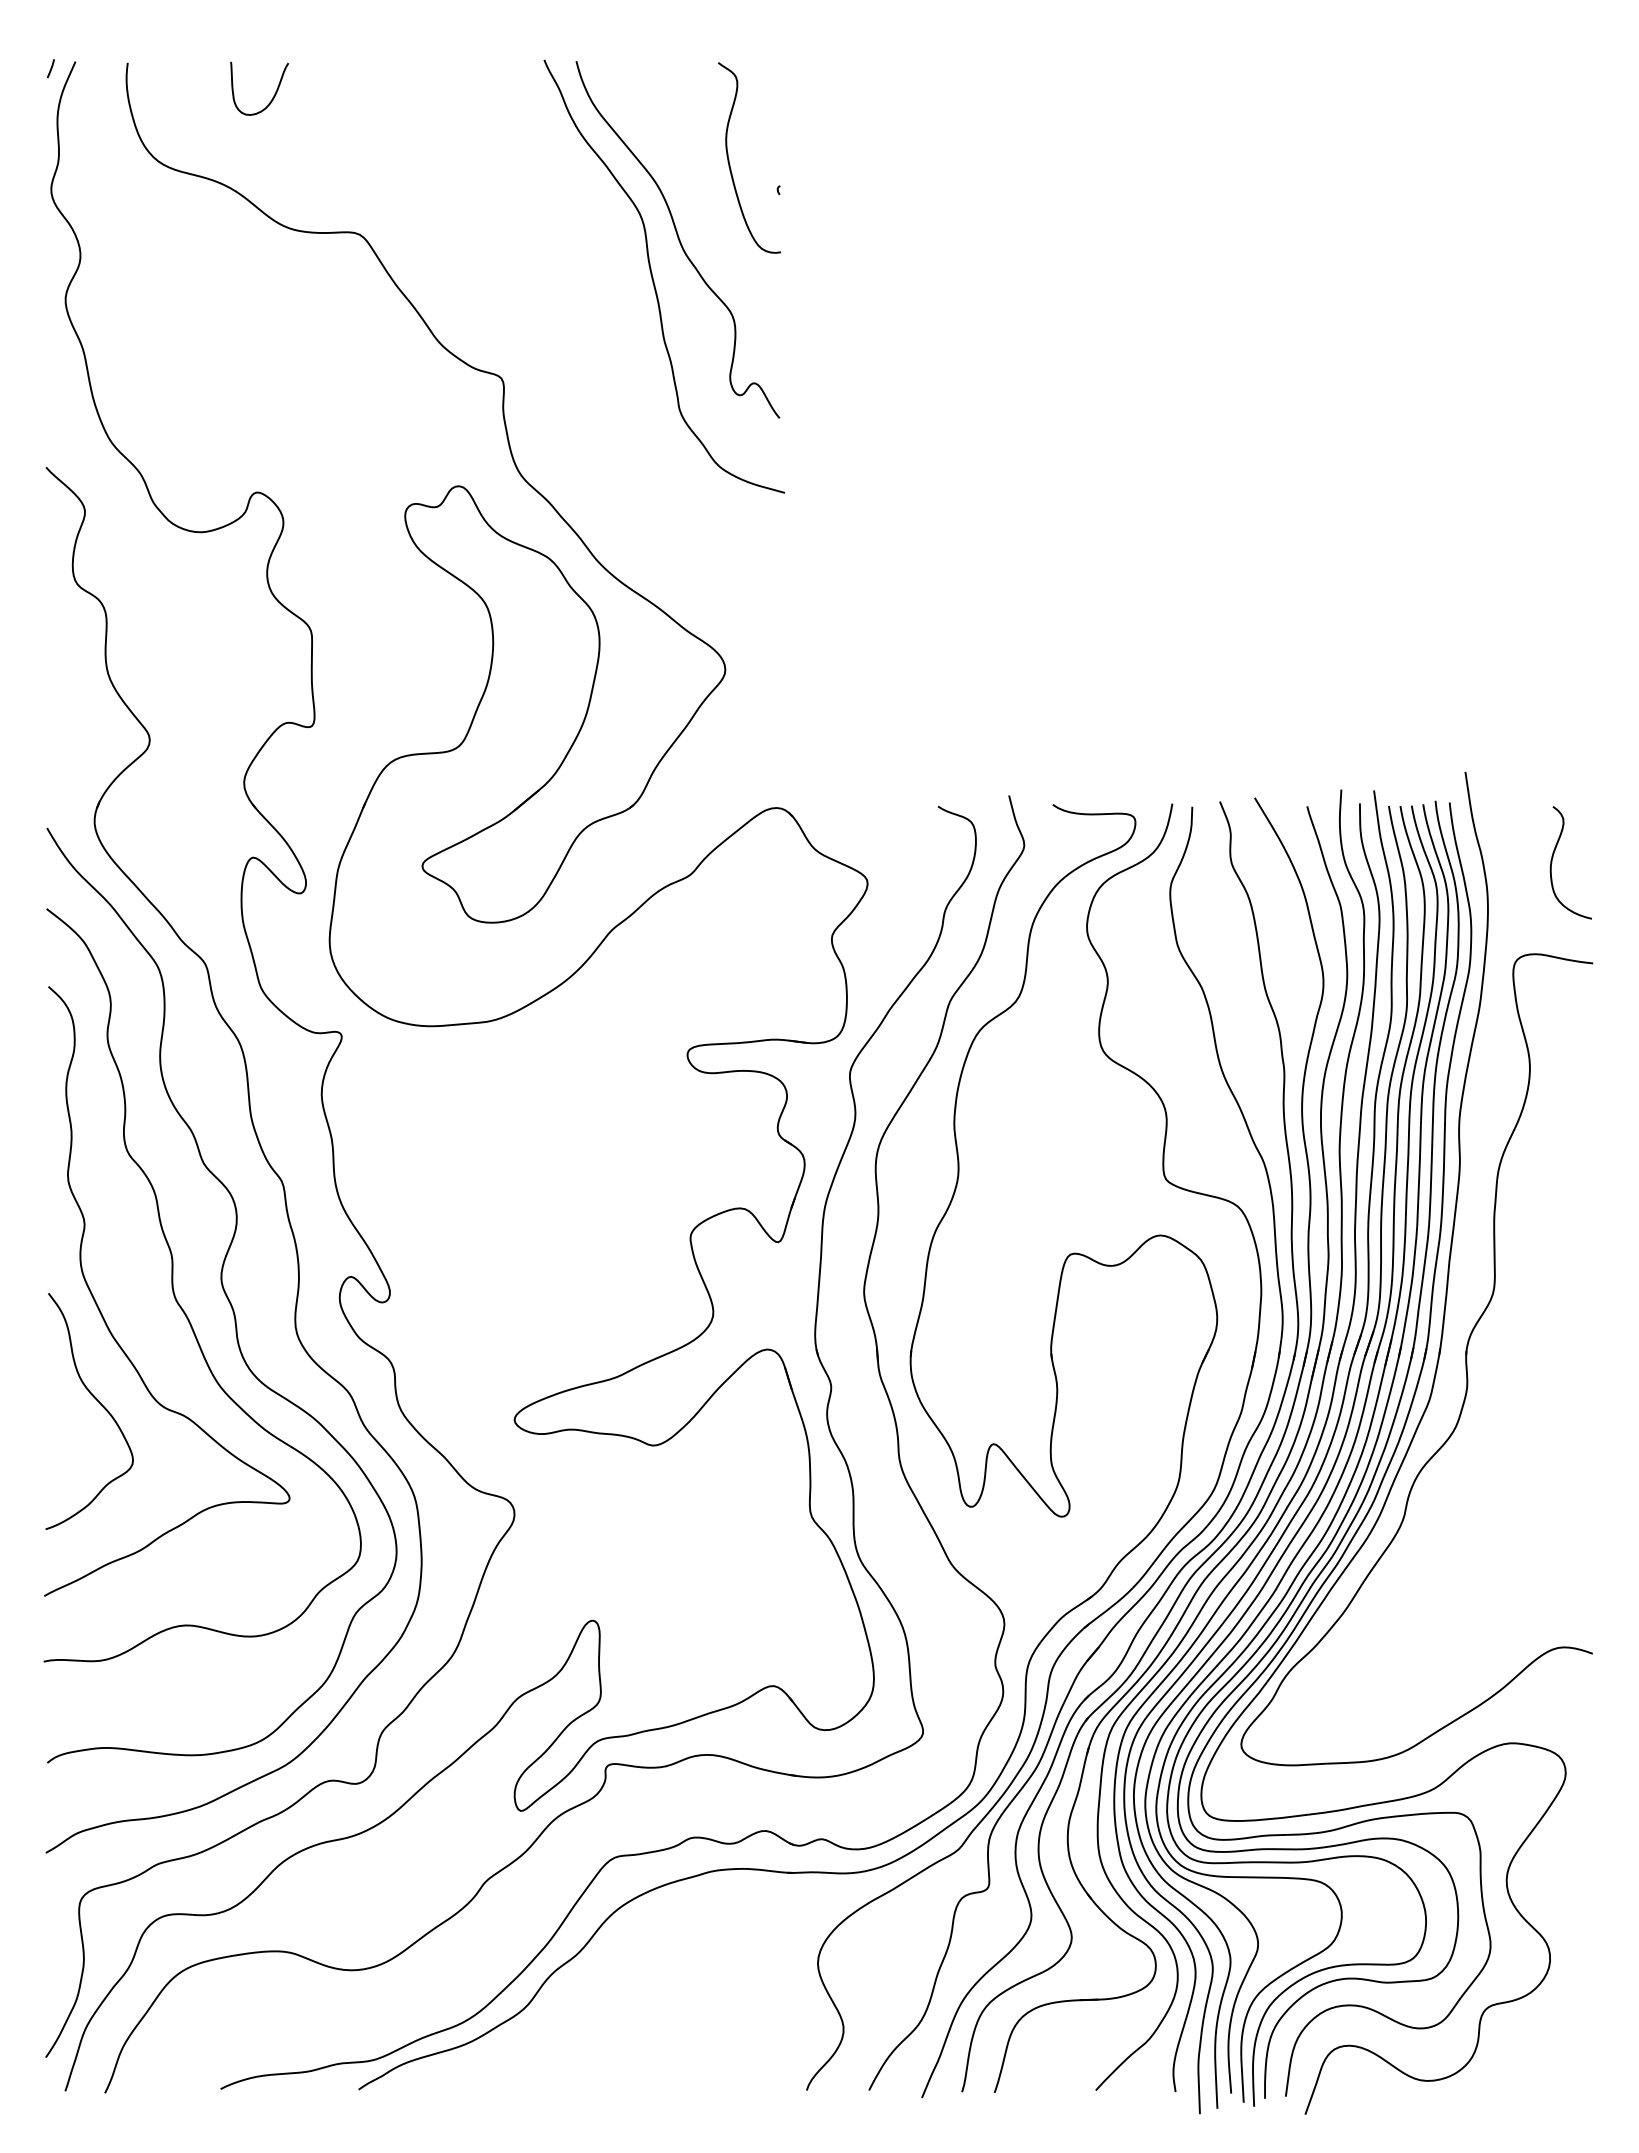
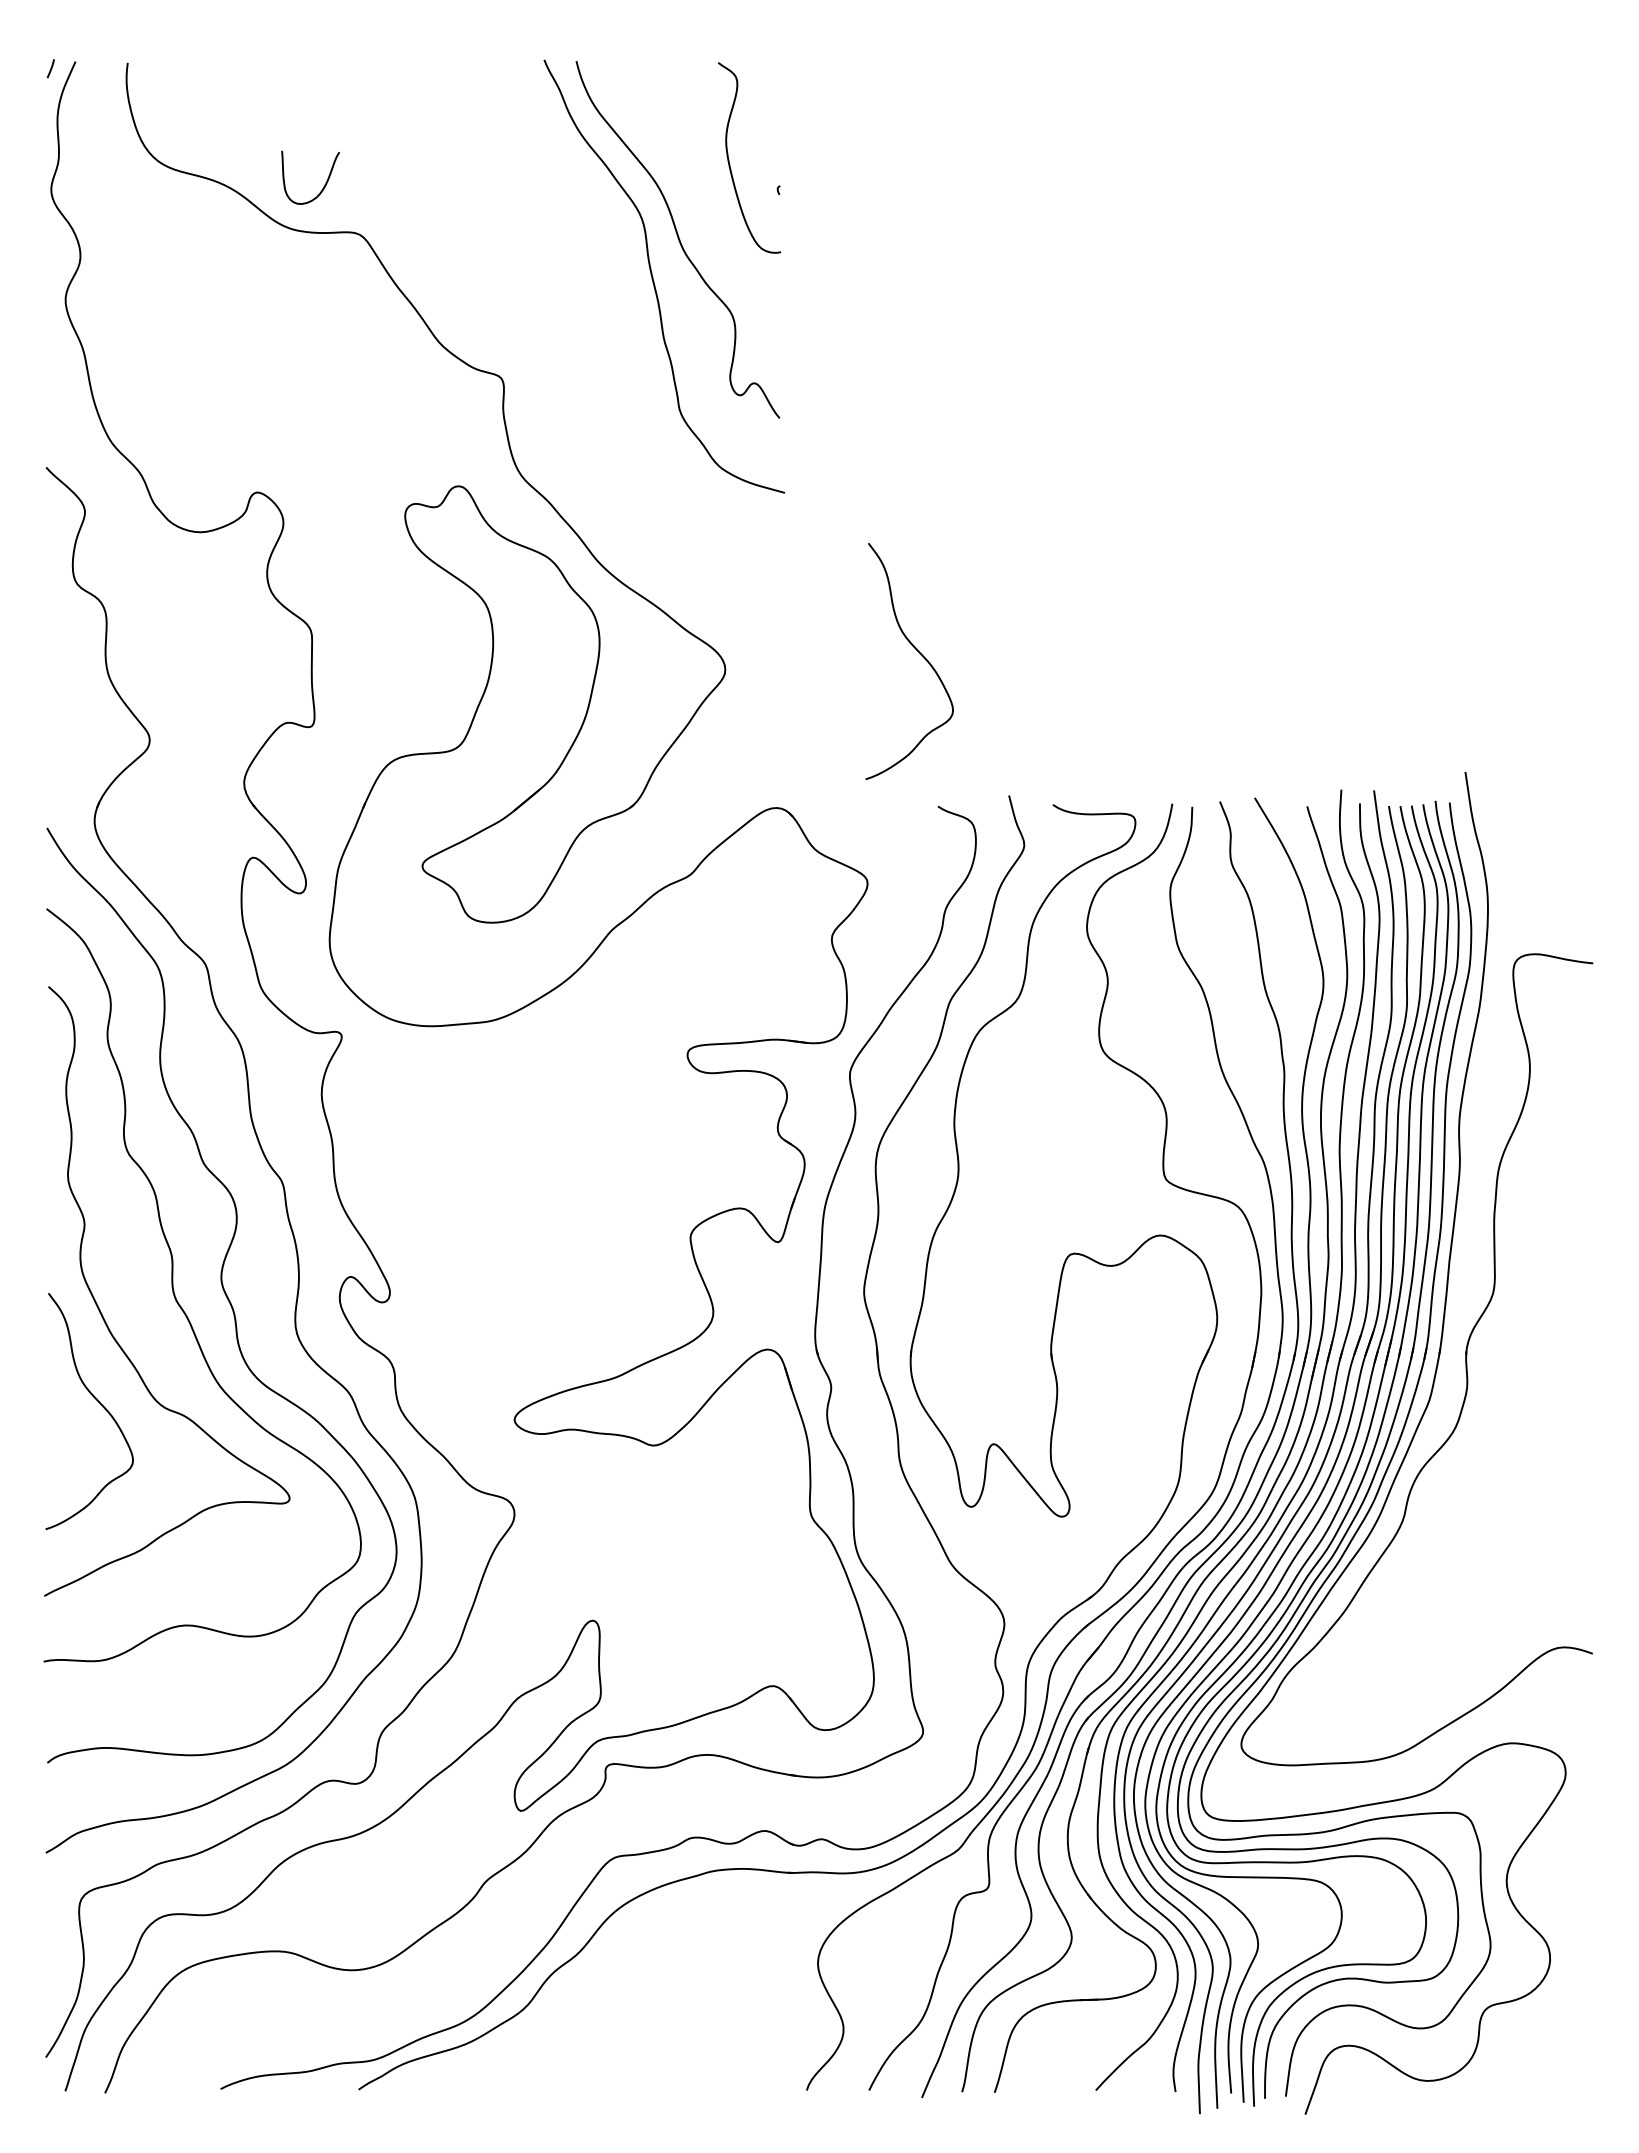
curve position: (273, 95) -> (324, 184) (324, 184)
curve: none -> present (918, 652)
curve: present -> none (1553, 857)
